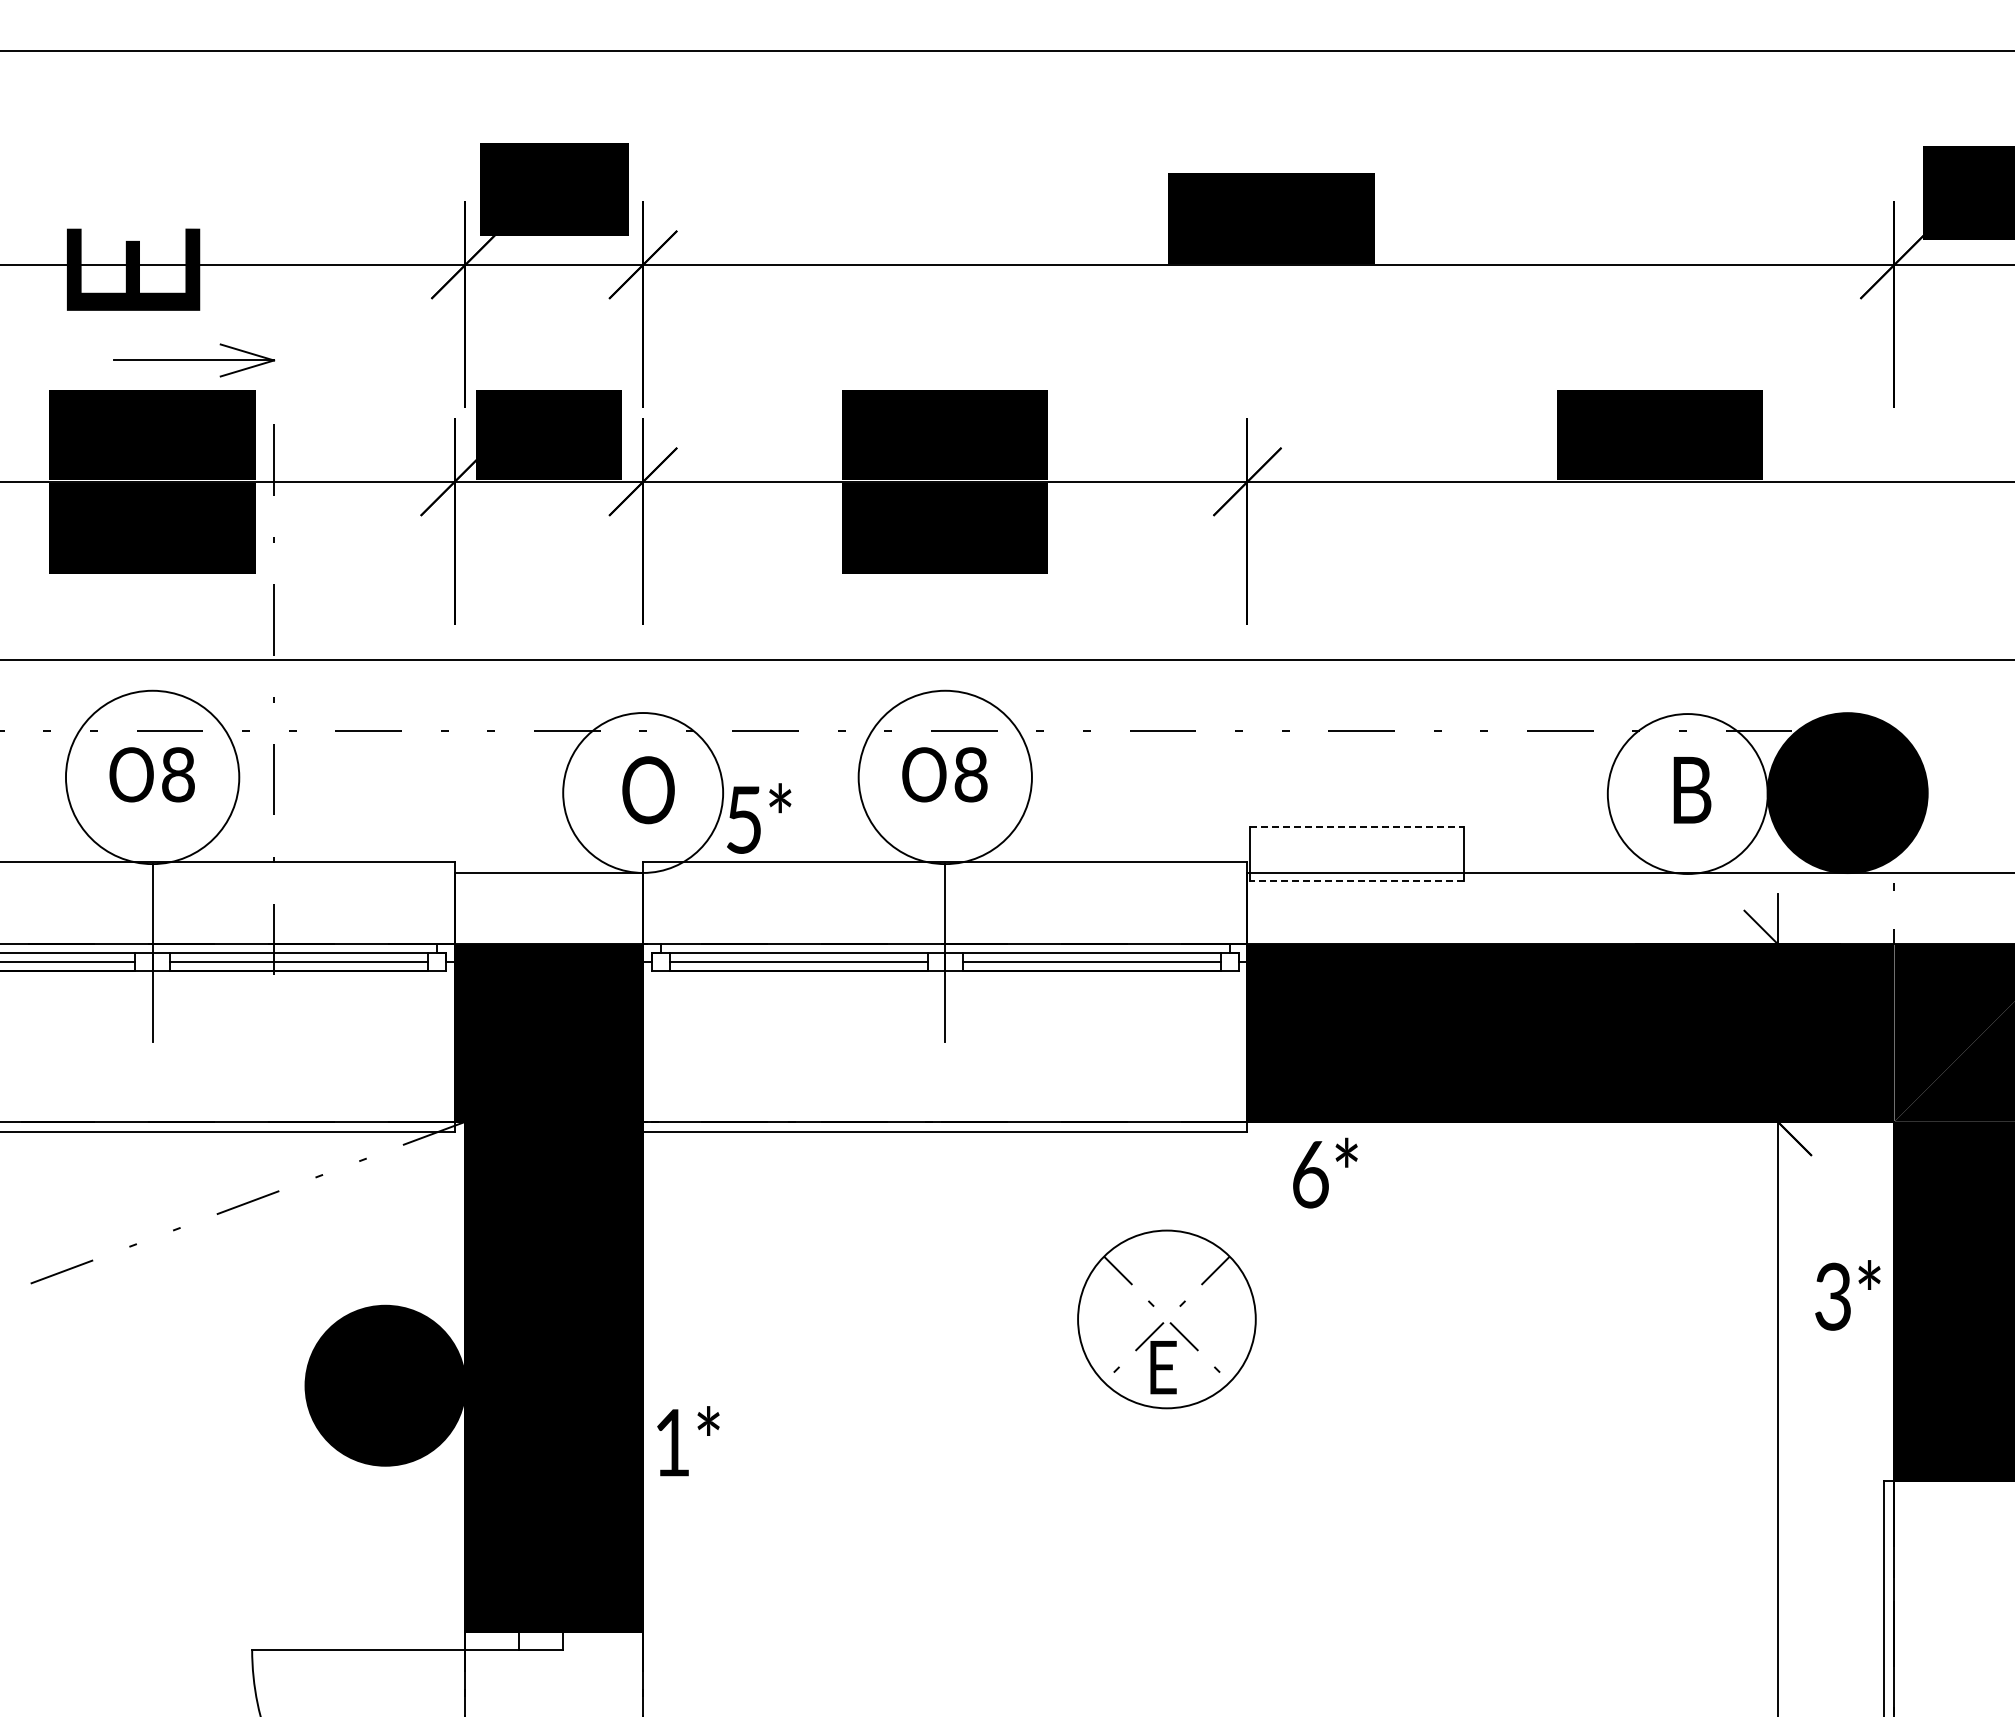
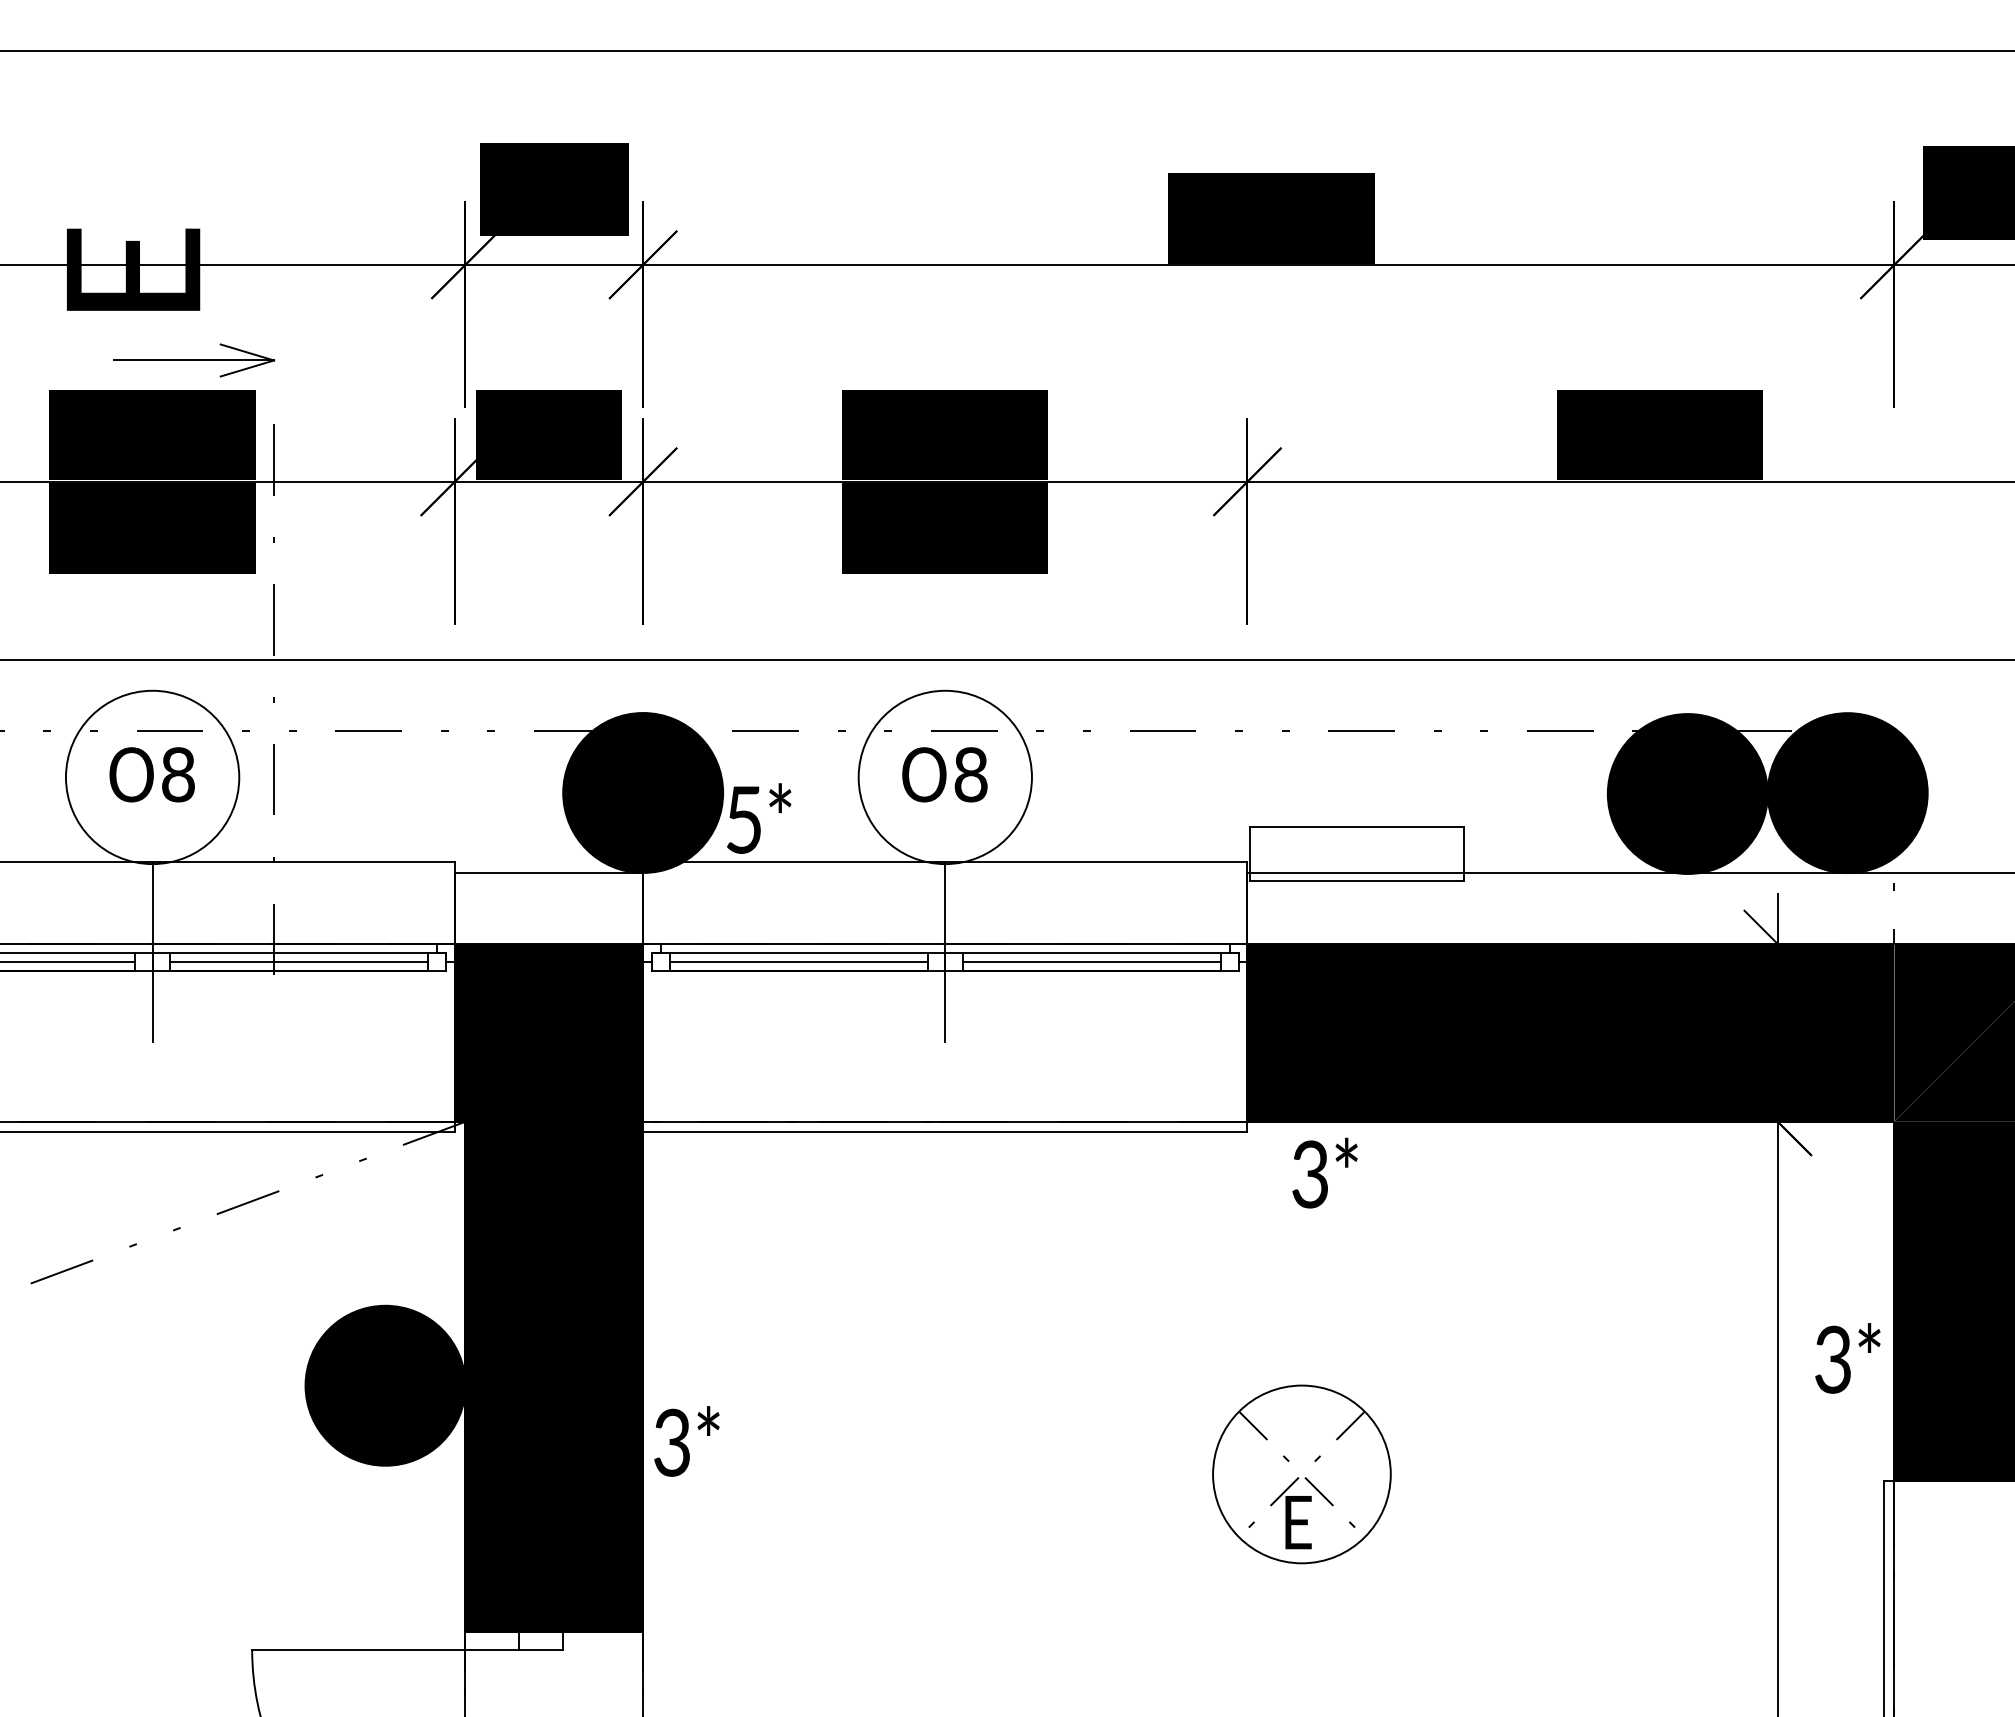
fill: none -> present (643, 792)
fill: none -> present (1687, 794)
line: dashed -> solid (1356, 827)
line: dashed -> solid (1356, 880)
text: 6 -> 3 (1310, 1174)
text position: (1847, 1295) -> (1847, 1358) (1847, 1358)
part position: (1166, 1319) -> (1301, 1474) (1301, 1474)
text: 1 -> 3 (671, 1442)
